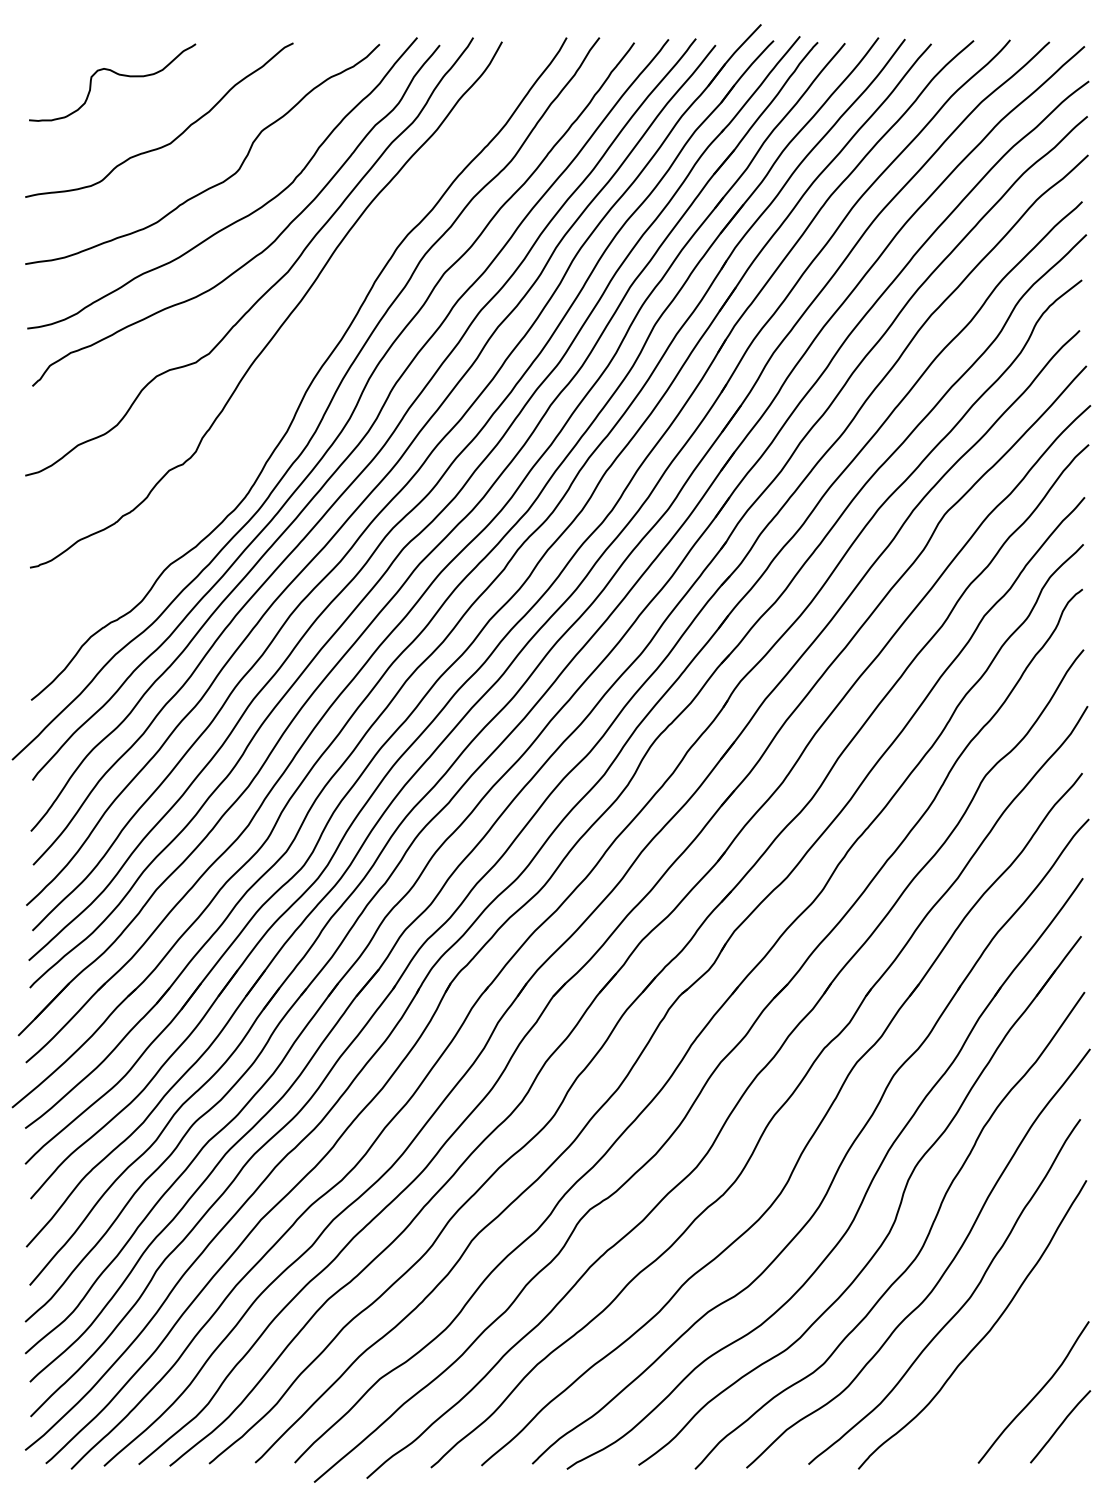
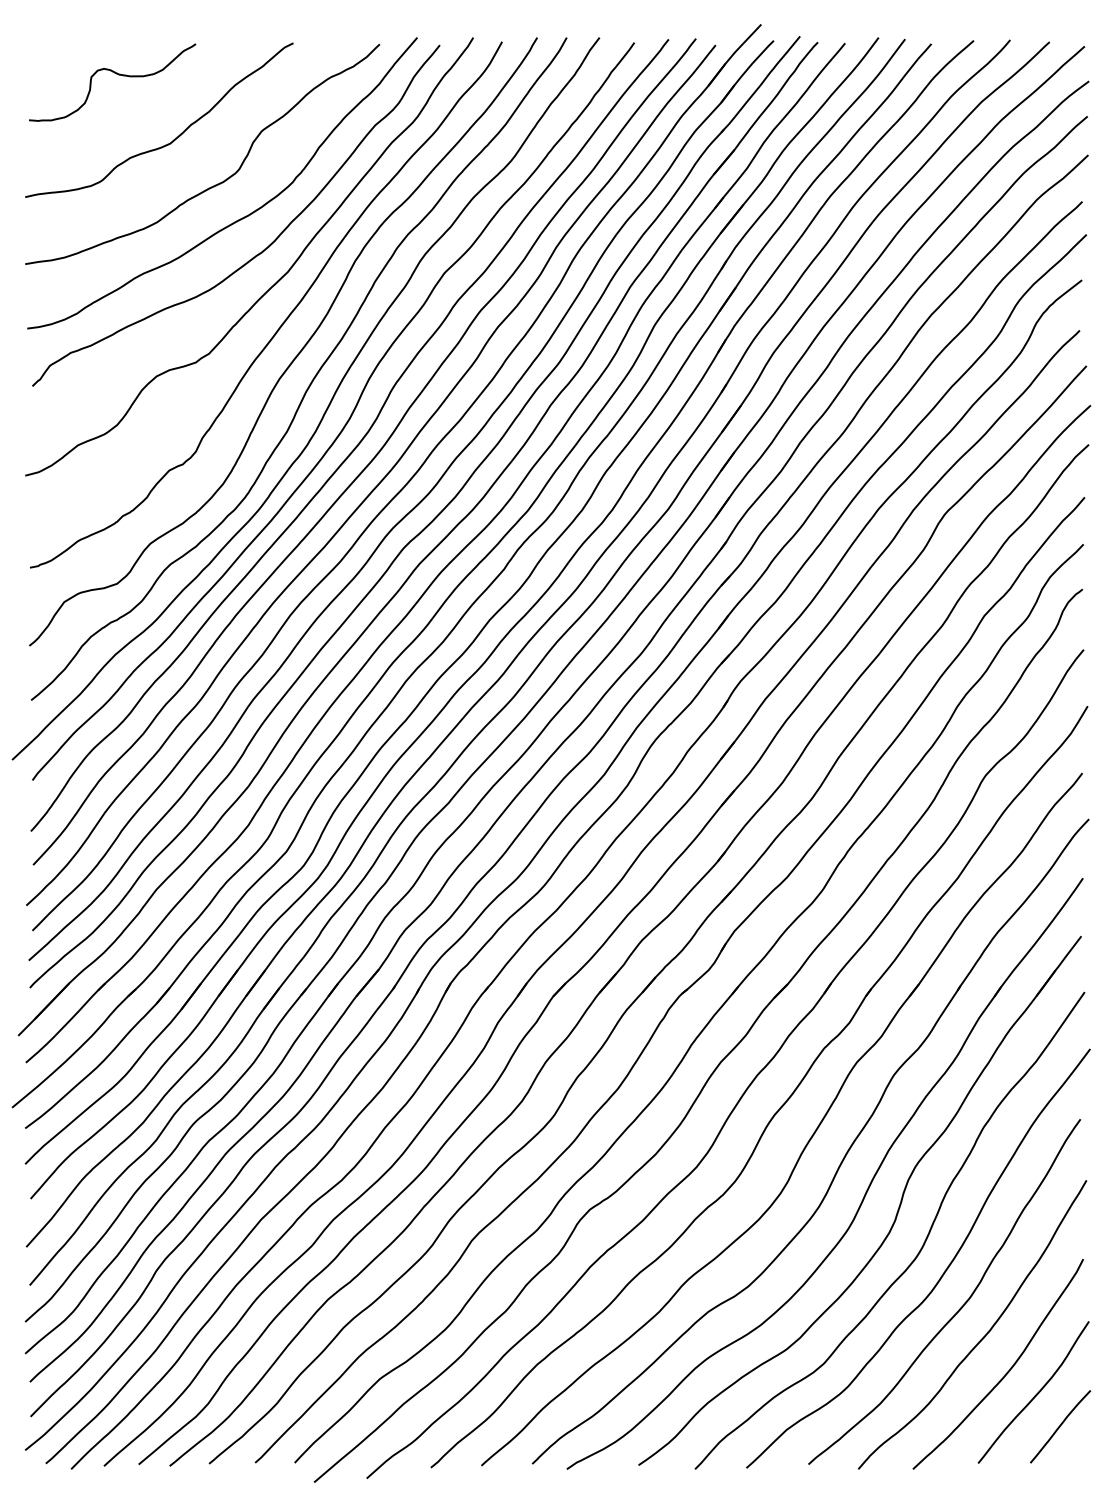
curve: none -> present (297, 353)
curve: none -> present (1006, 1372)
